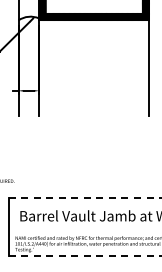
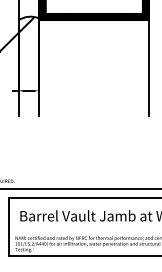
line: none -> present (80, 189)
line: dashed -> solid (85, 197)
line: dashed -> solid (85, 256)
